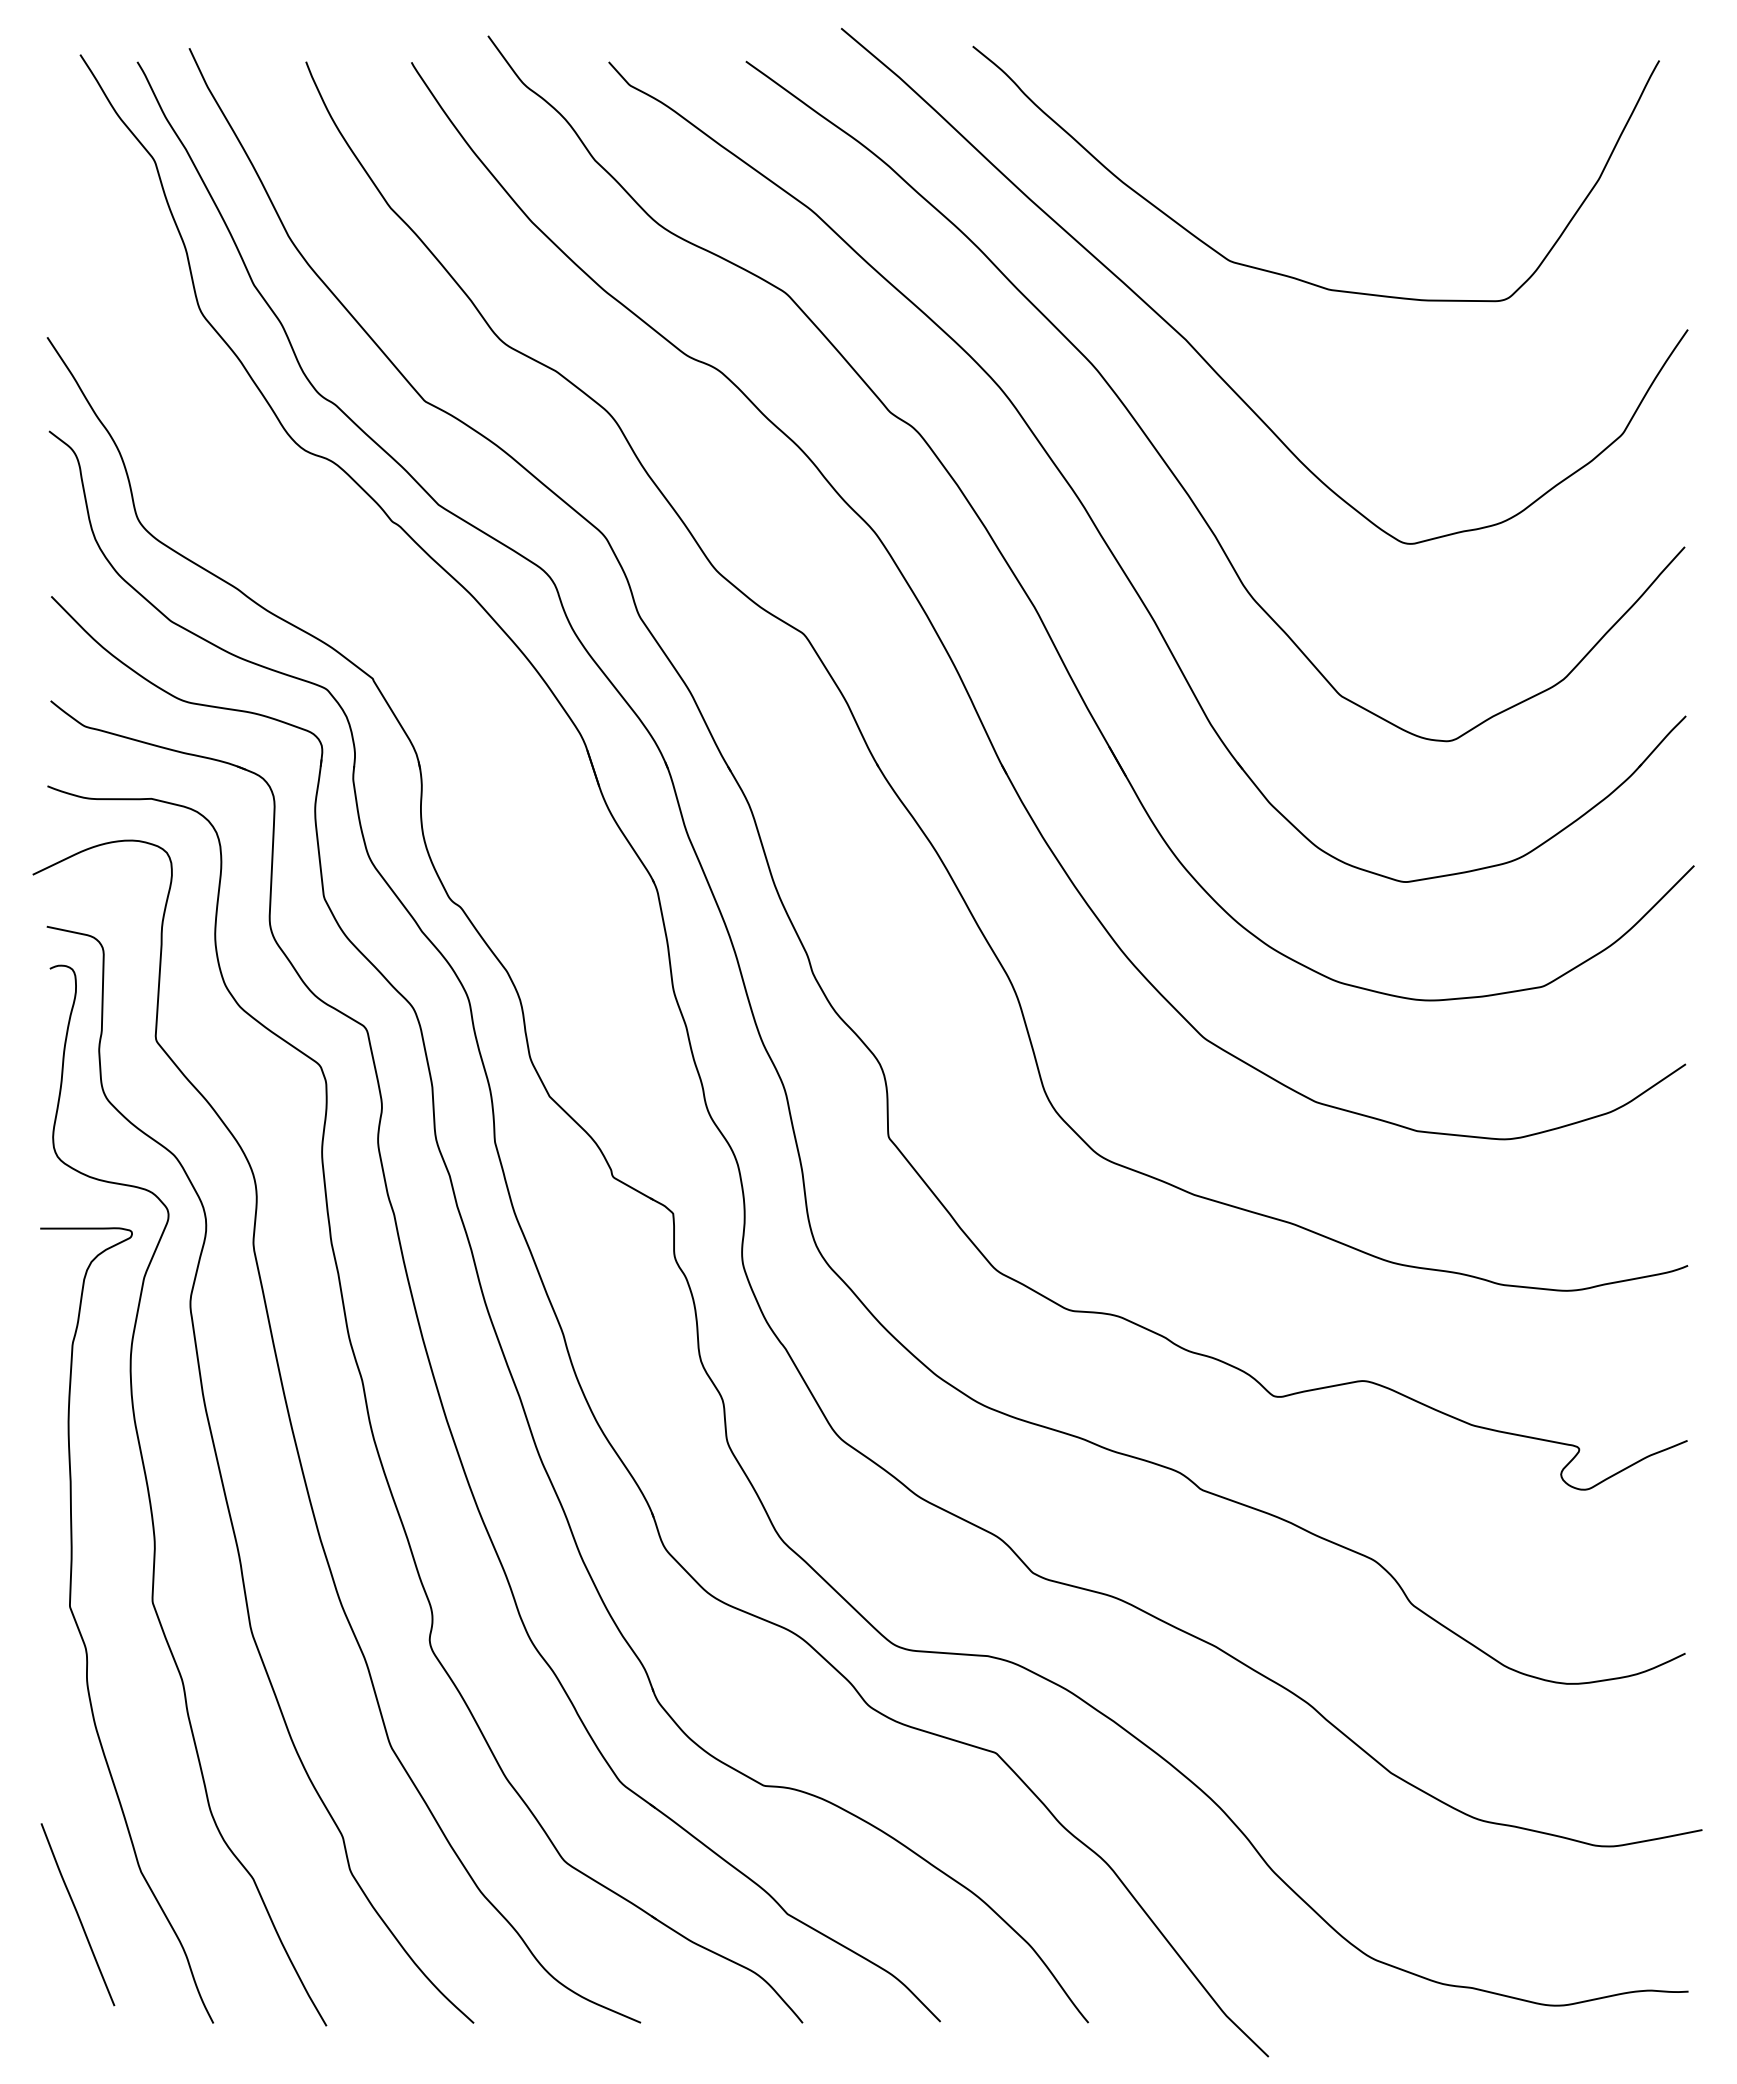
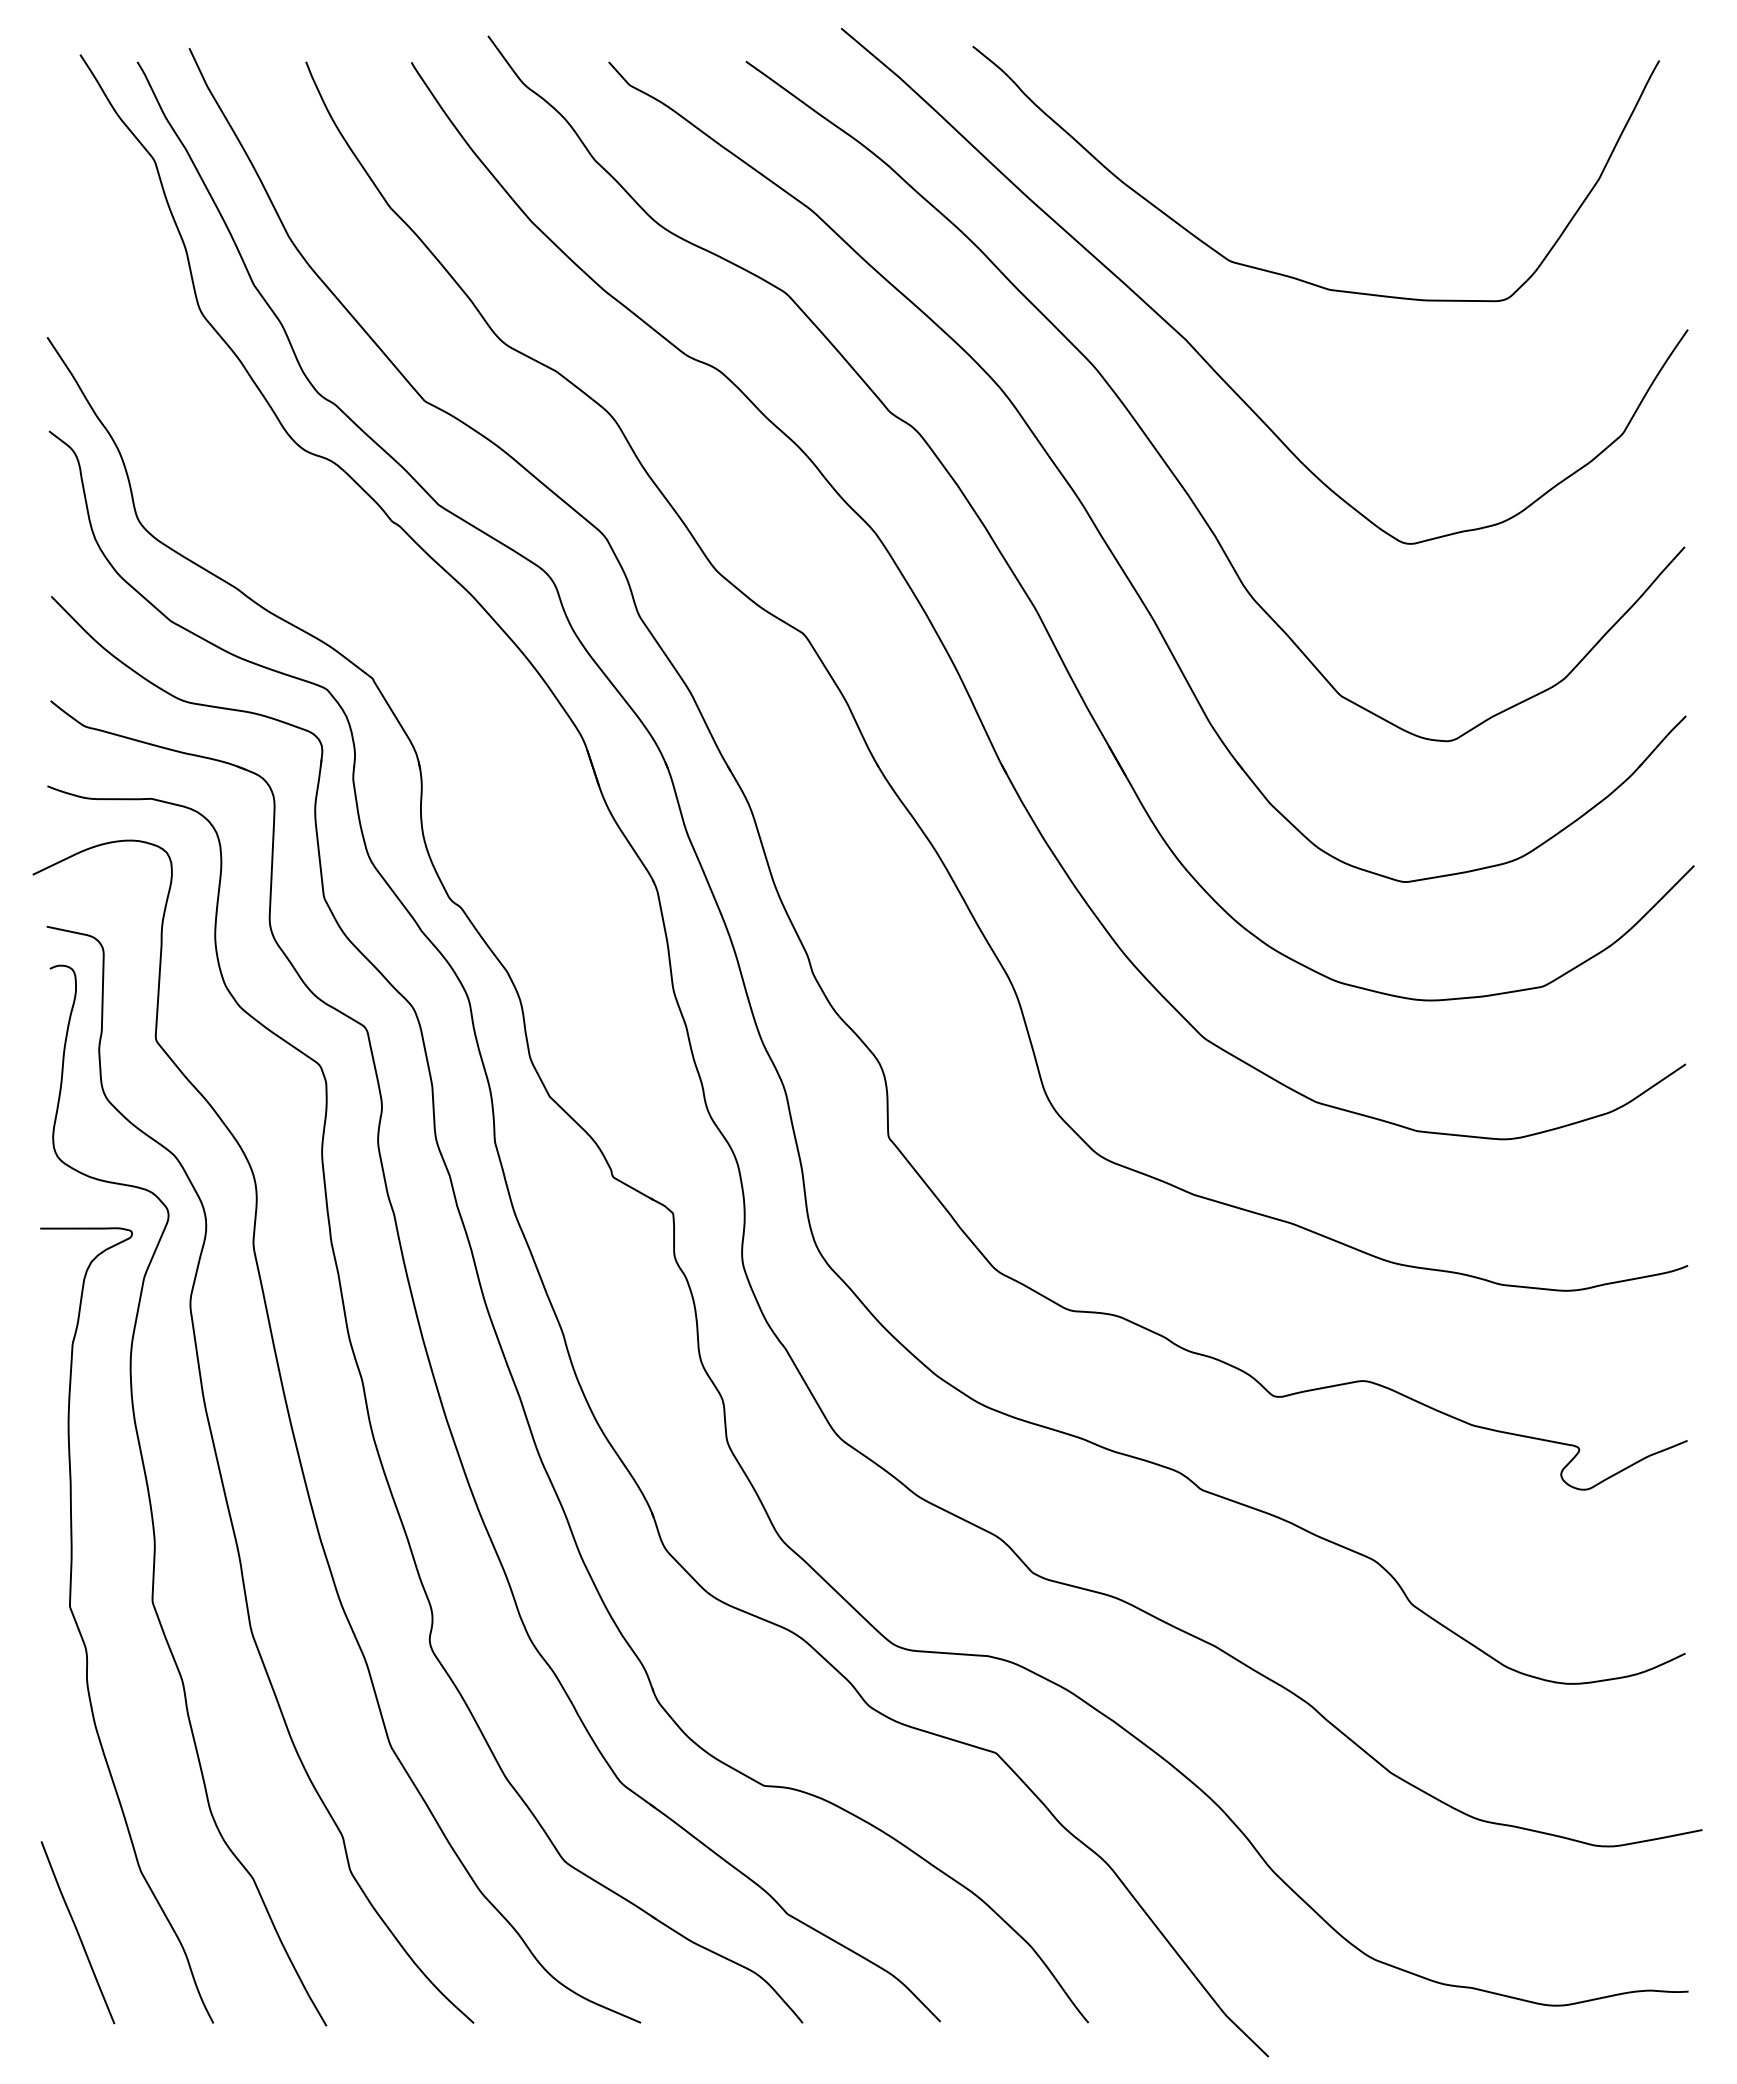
line position: (77, 1914) -> (77, 1932) (77, 1932)
